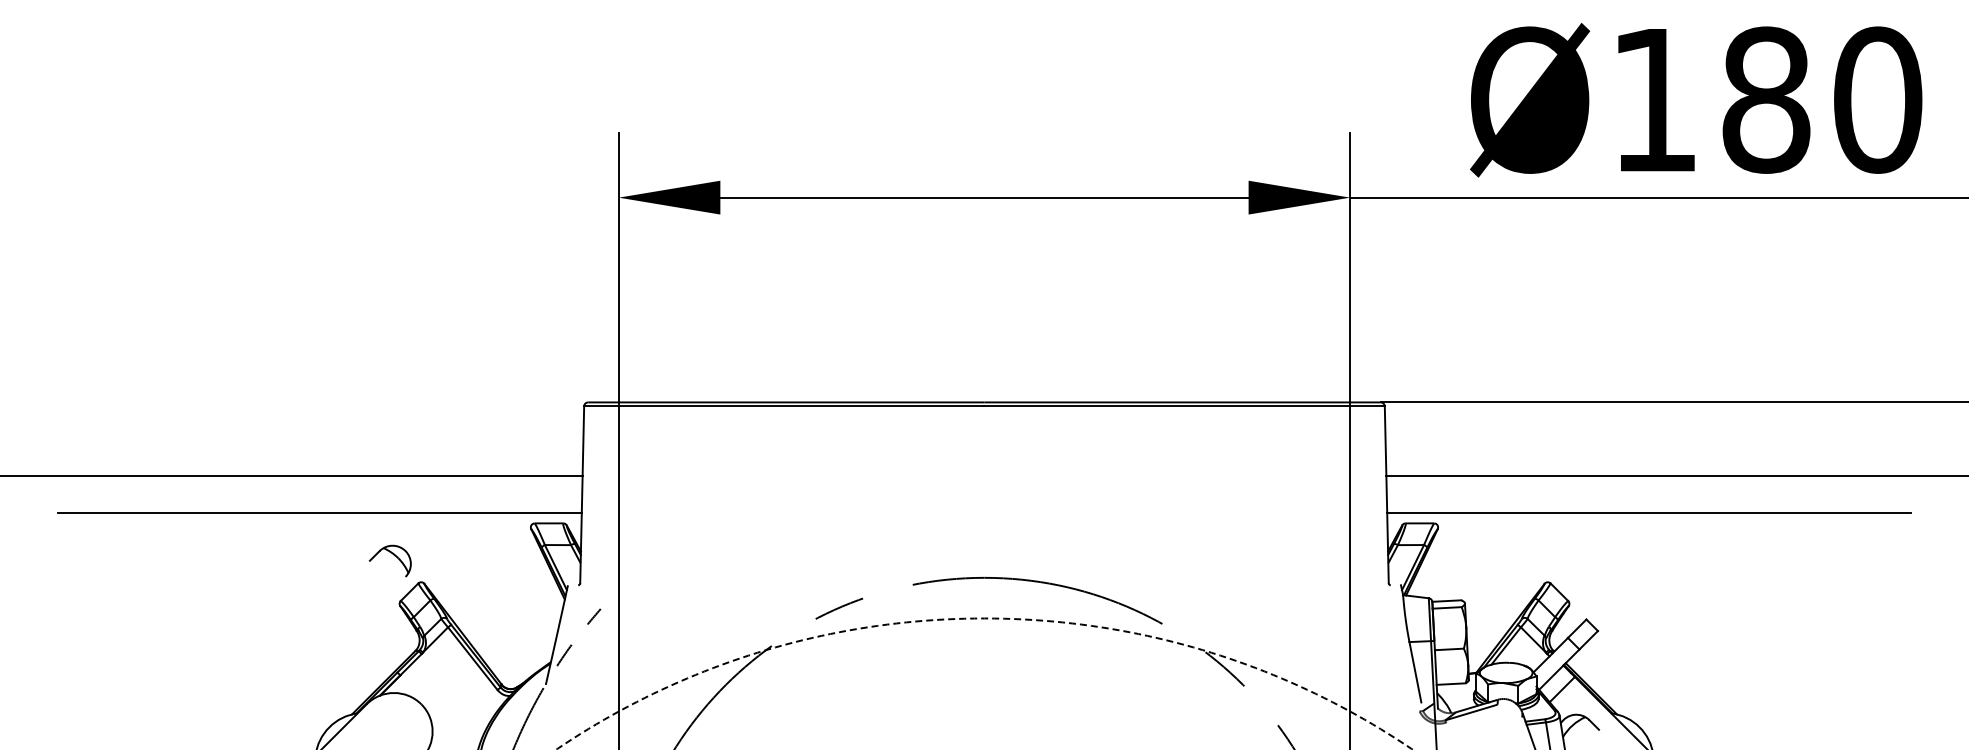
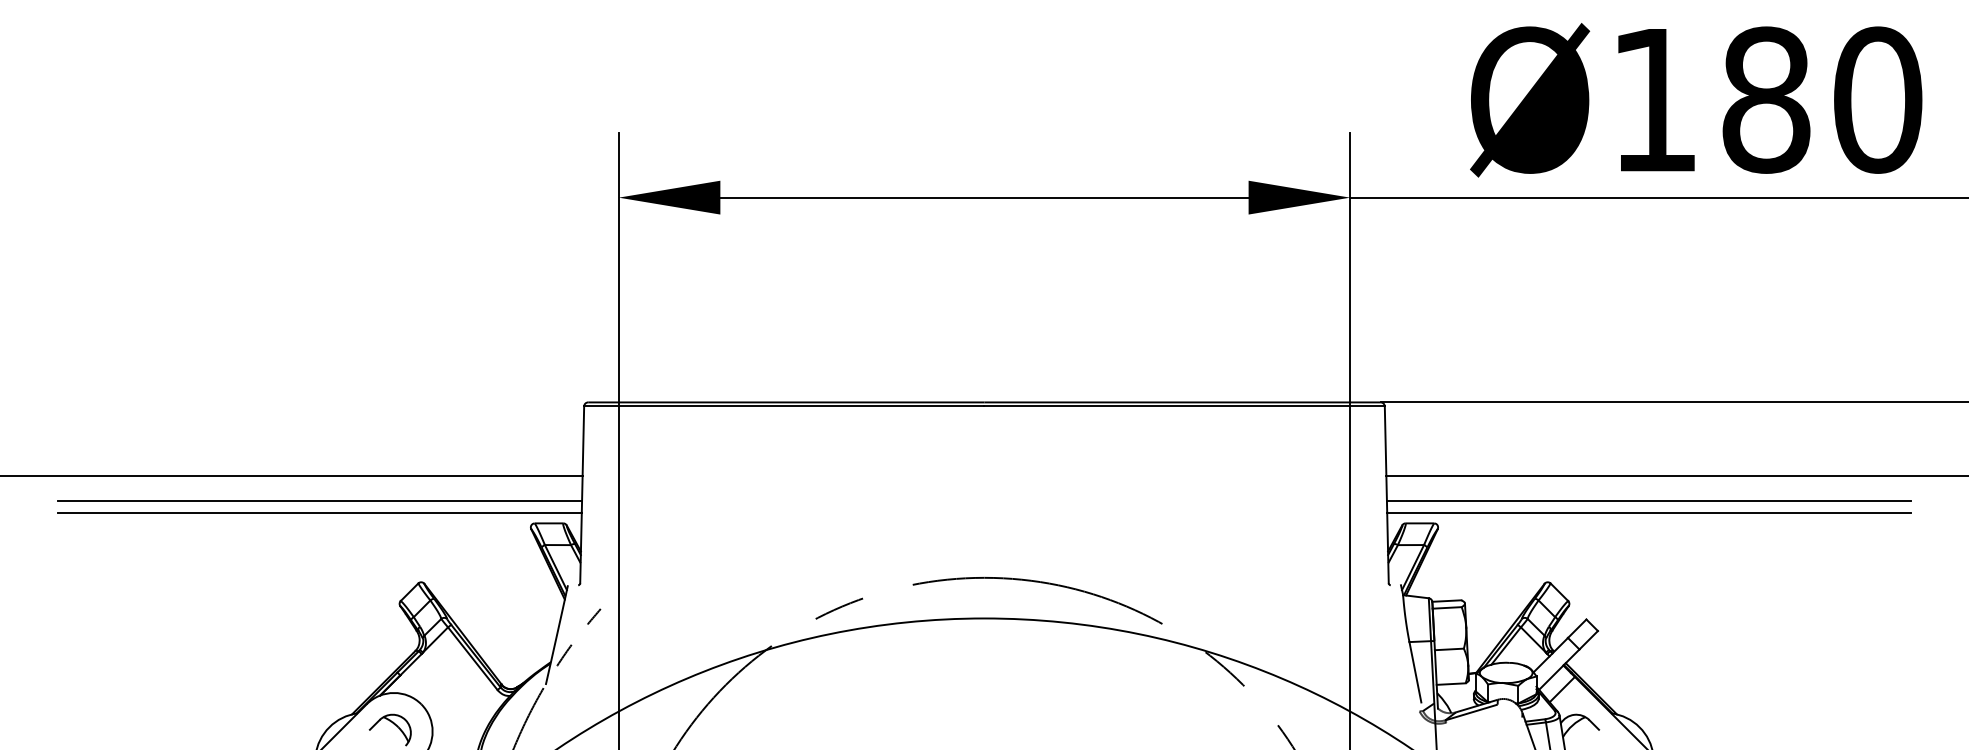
line: none -> present (320, 500)
line: none -> present (1648, 500)
part position: (393, 555) -> (393, 724) (393, 724)
circle: dashed -> solid (984, 683)
